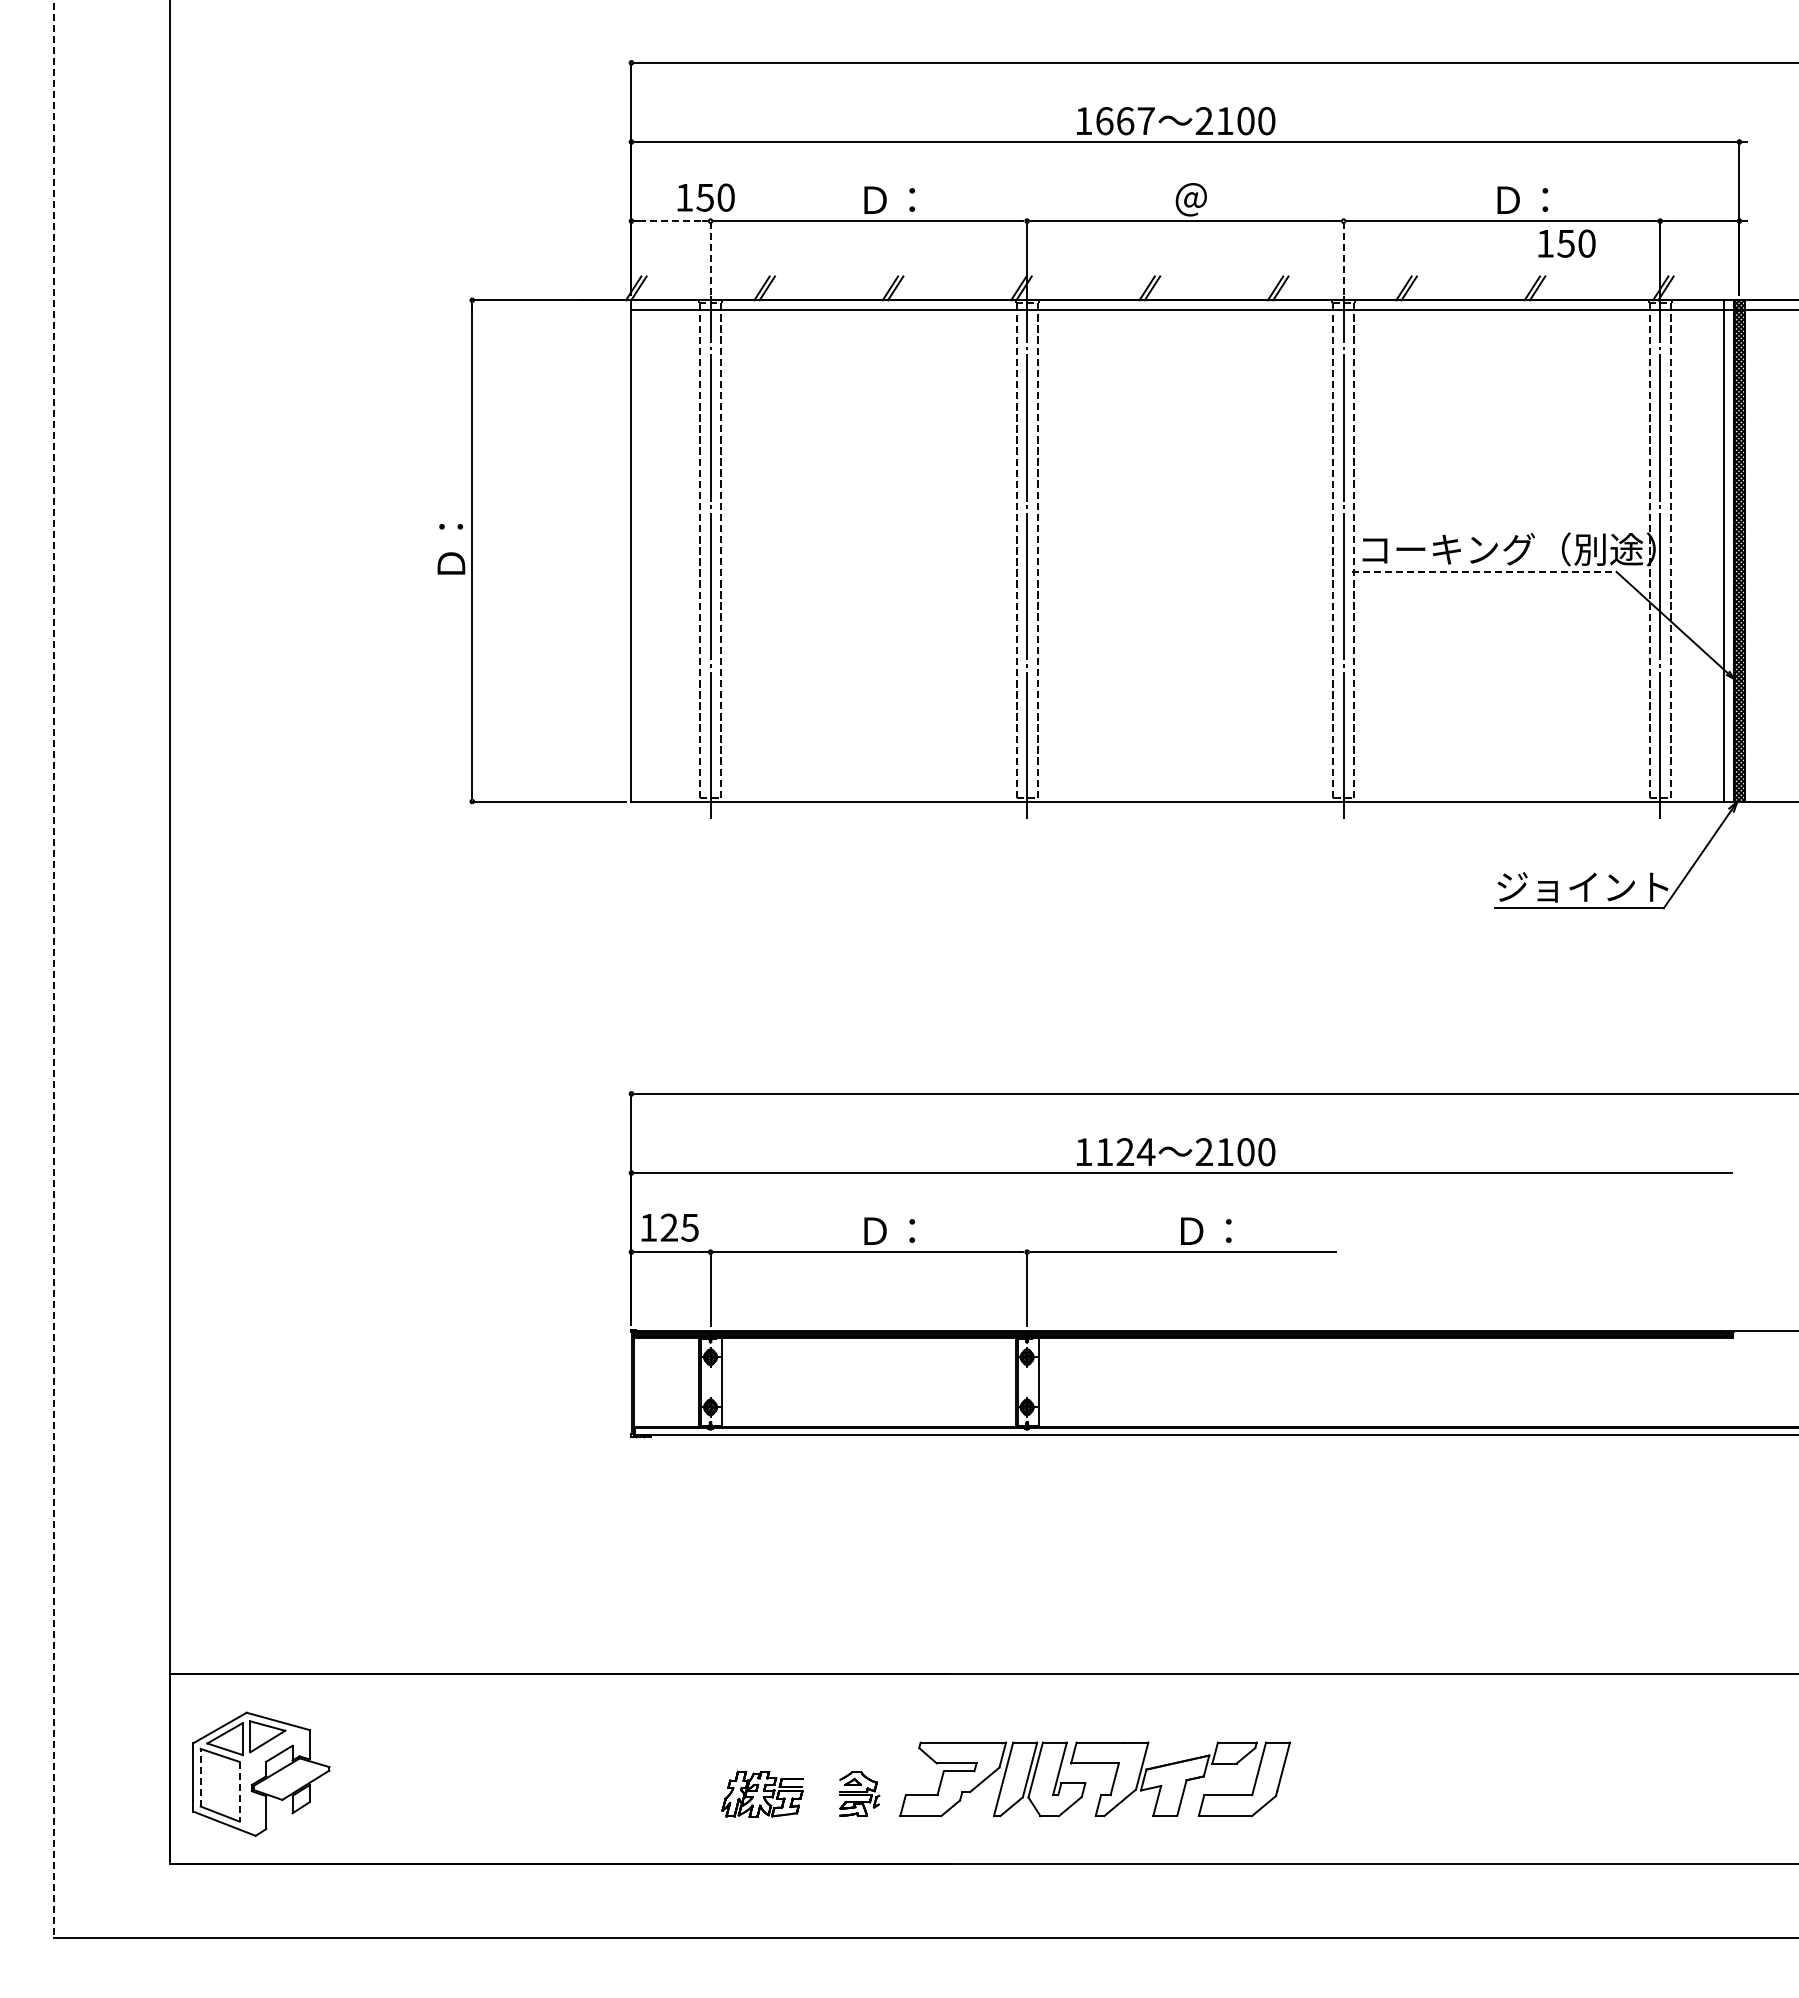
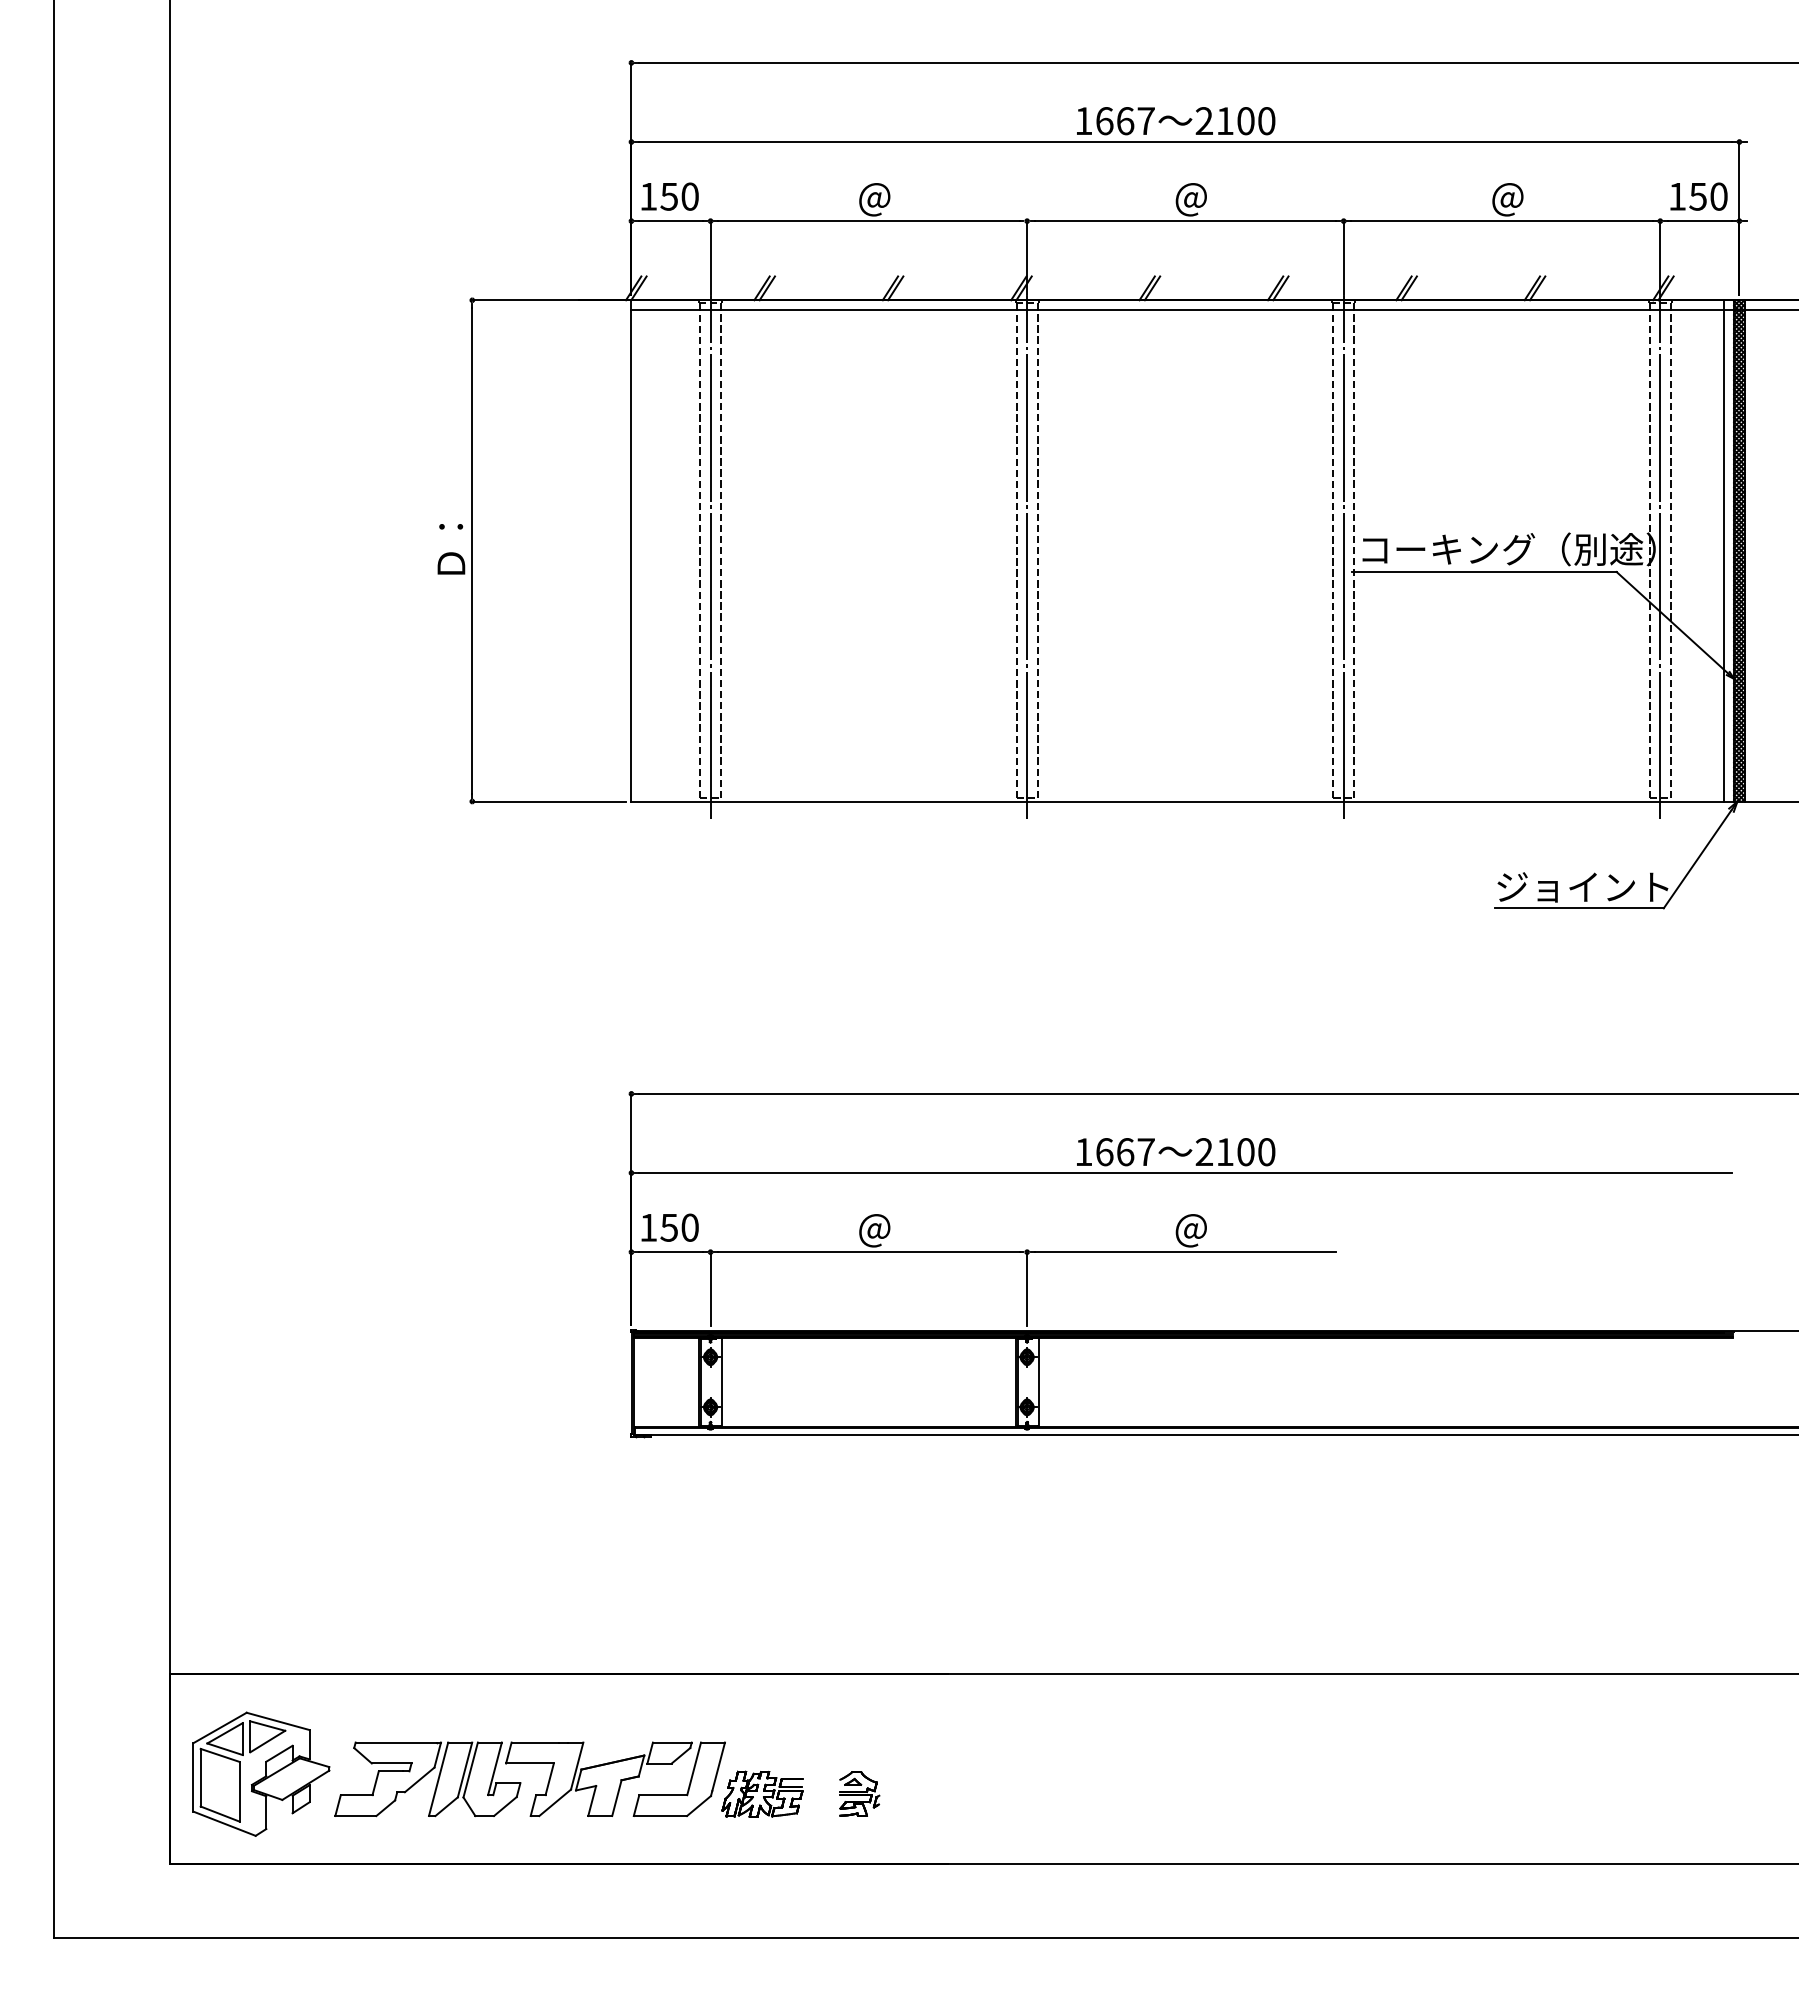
text position: (705, 197) -> (669, 196) (669, 196)
text: Ｄ： -> ＠ (886, 199)
text: Ｄ： -> ＠ (1520, 199)
line: dashed -> solid (671, 221)
text position: (1566, 243) -> (1698, 196) (1698, 196)
line: dashed -> solid (710, 258)
line: dashed -> solid (1343, 258)
line: dashed -> solid (1484, 572)
line: dashed -> solid (53, 969)
text: 1124 -> 1667 (1125, 1152)
text: 125 -> 150 (679, 1227)
text: Ｄ： -> ＠ (886, 1230)
text: Ｄ： -> ＠ (1203, 1230)
line: dashed -> solid (200, 1777)
part position: (1086, 1782) -> (521, 1782) (521, 1782)
line: dashed -> solid (239, 1791)
